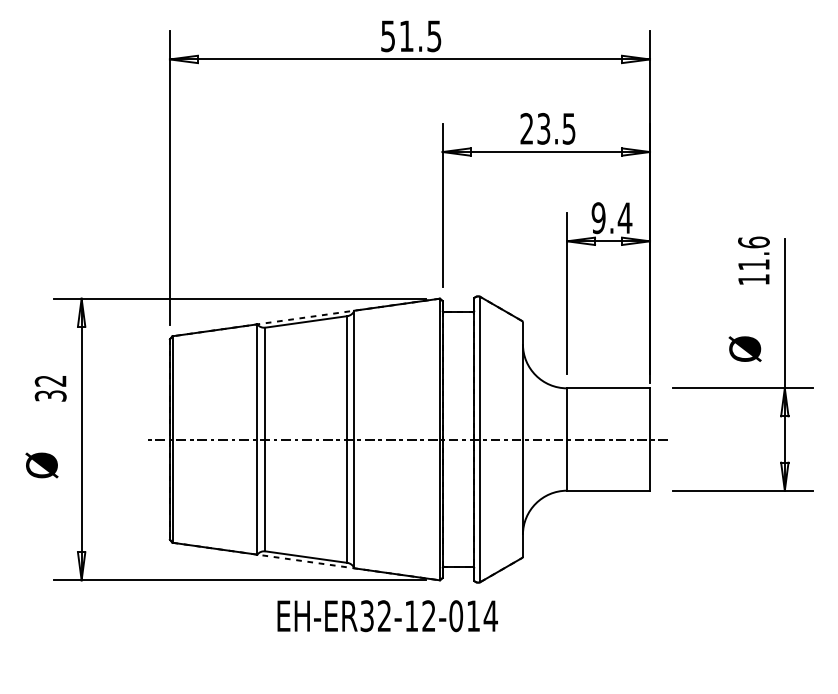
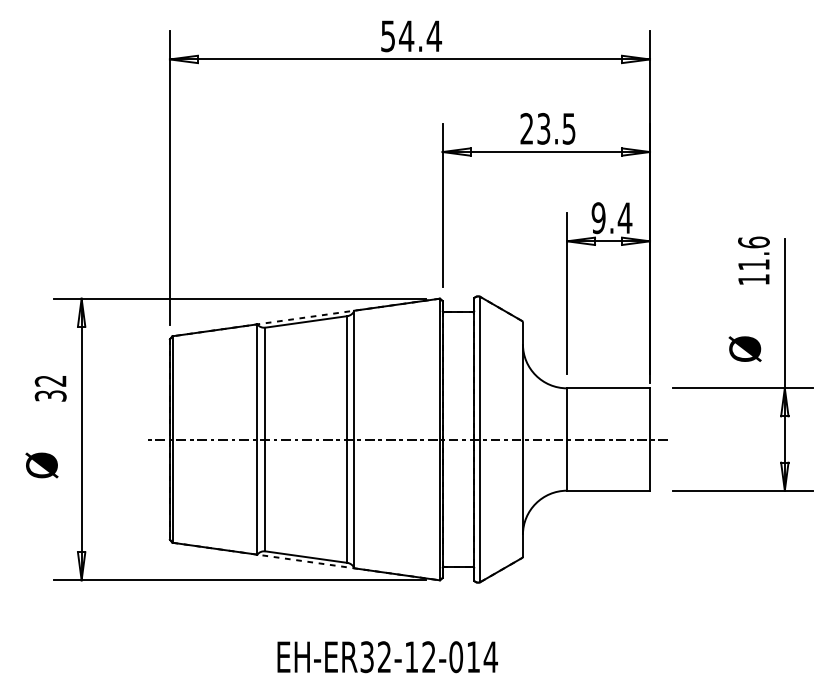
text: 51.5 -> 54.4 (420, 36)
text position: (387, 616) -> (387, 657) (387, 657)
